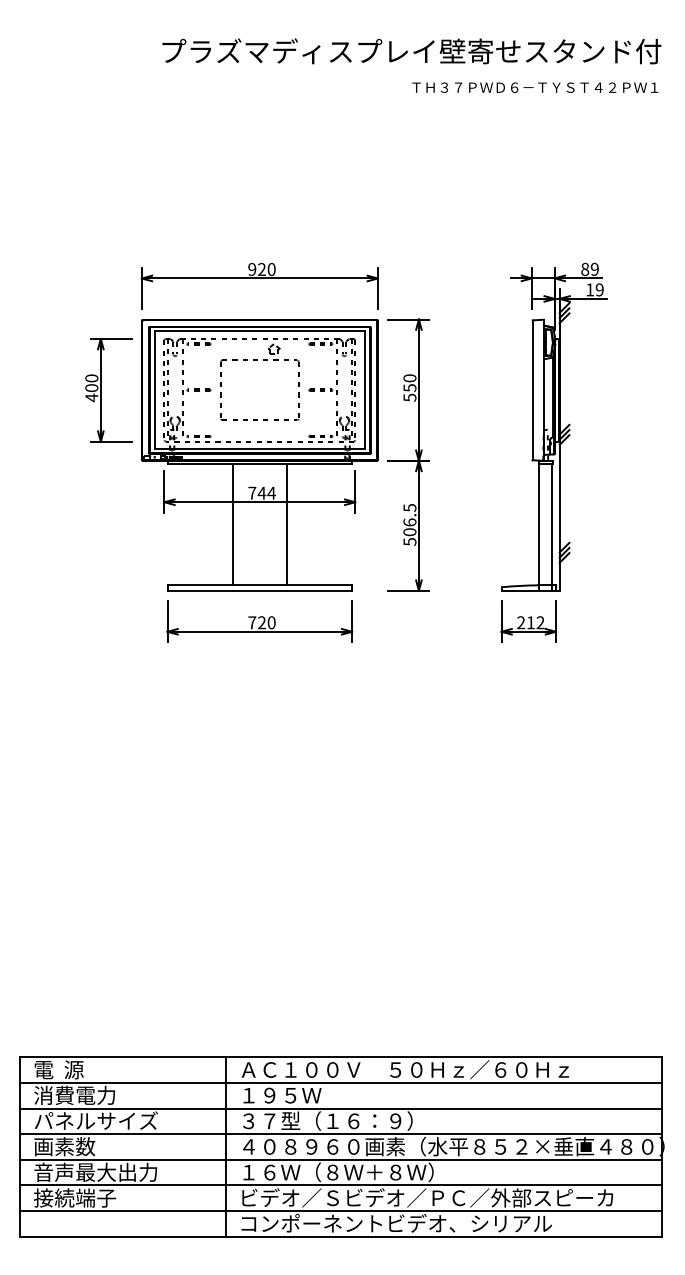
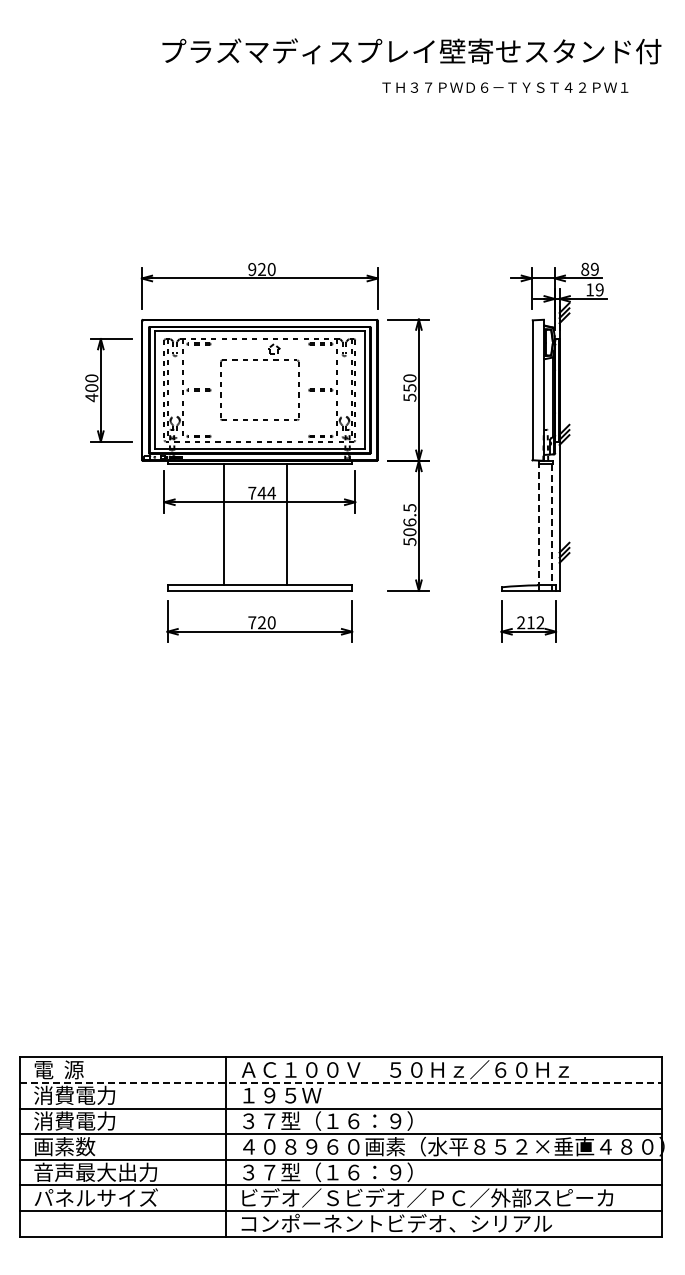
text position: (535, 87) -> (505, 87) (505, 87)
line: solid -> dashed (539, 523)
line position: (232, 524) -> (223, 524) (223, 524)
line: solid -> dashed (552, 524)
line: solid -> dashed (340, 1082)
text: パネルサイズ -> 消費電力 (95, 1120)
text: １６Ｗ（８Ｗ＋８Ｗ） -> ３７型（１６：９） (338, 1172)
text: 接続端子 -> パネルサイズ (95, 1197)
